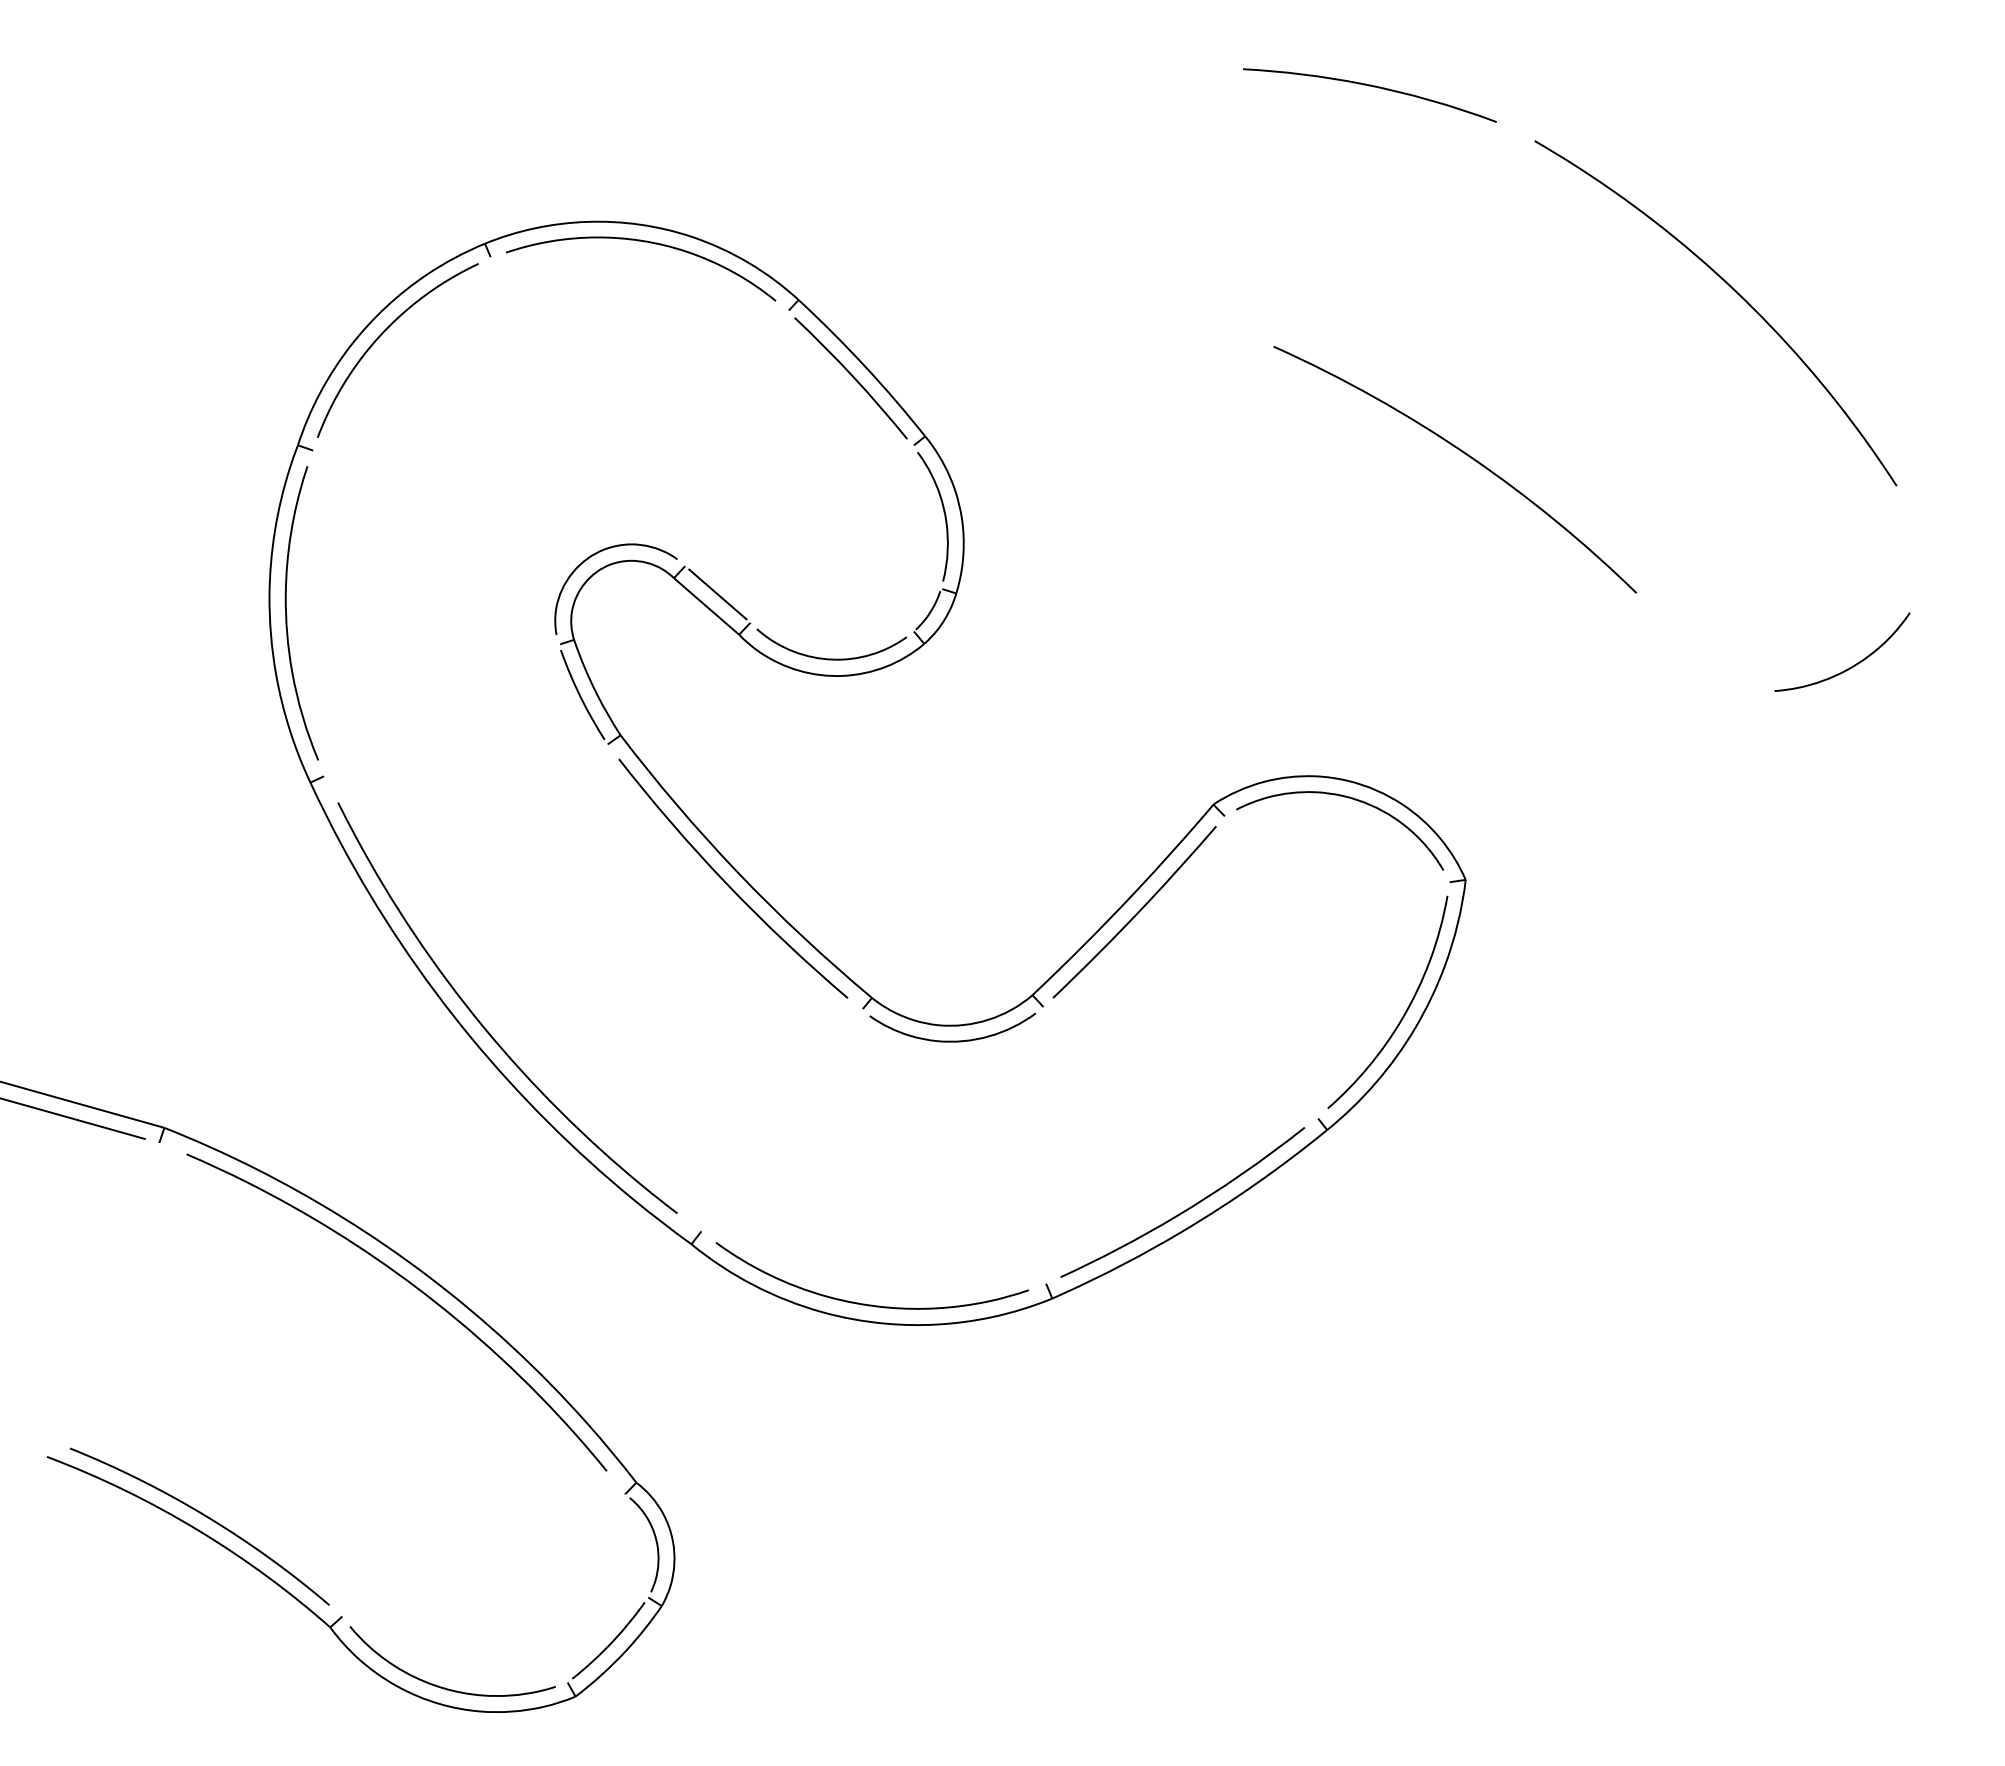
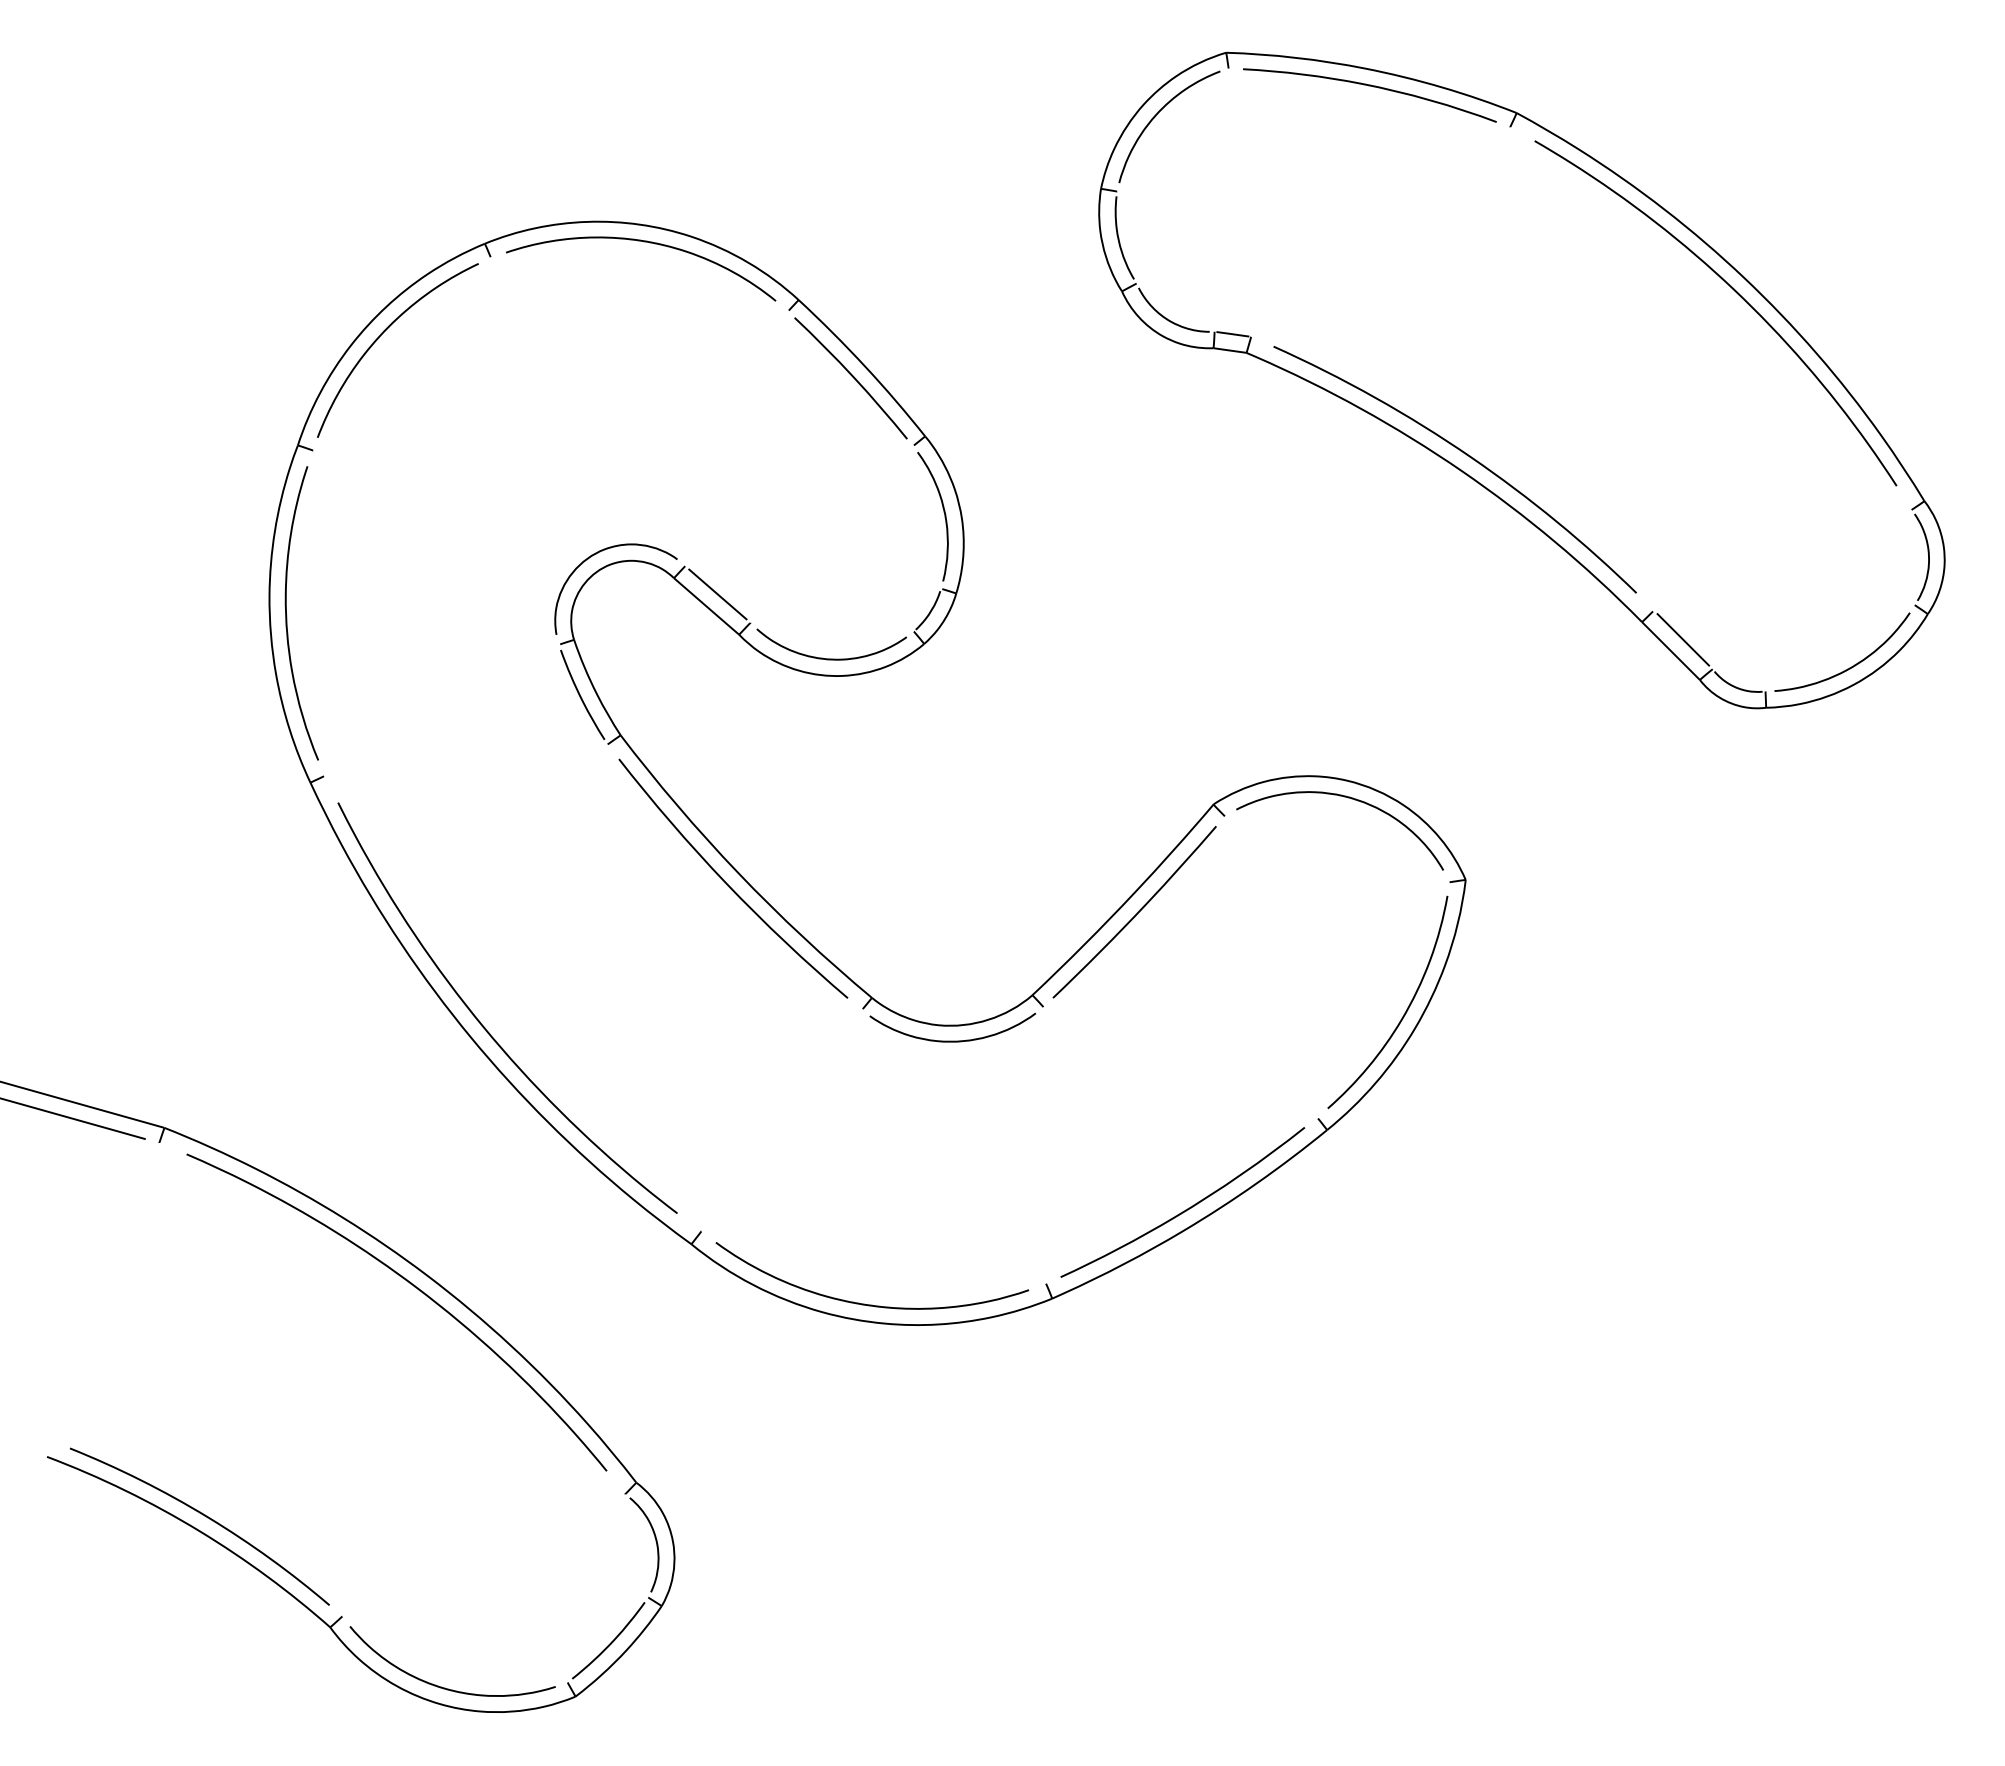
part: none -> present (1521, 380)
